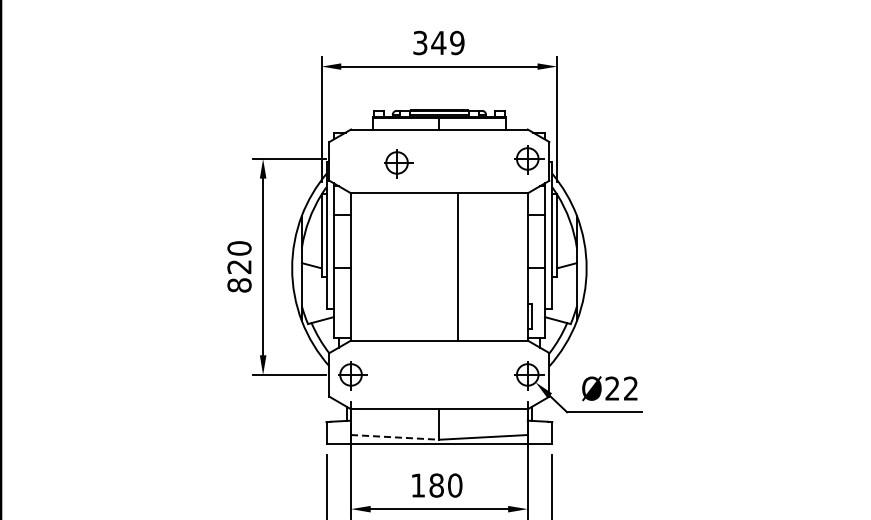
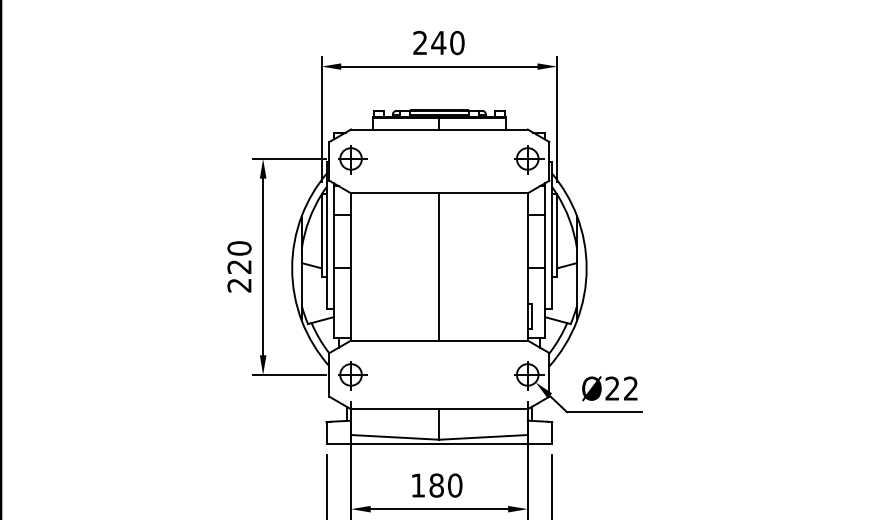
text: 349 -> 240 (438, 43)
part position: (398, 163) -> (352, 159) (352, 159)
line position: (458, 266) -> (439, 266) (439, 266)
text: 820 -> 220 (239, 285)
line: dashed -> solid (395, 437)
